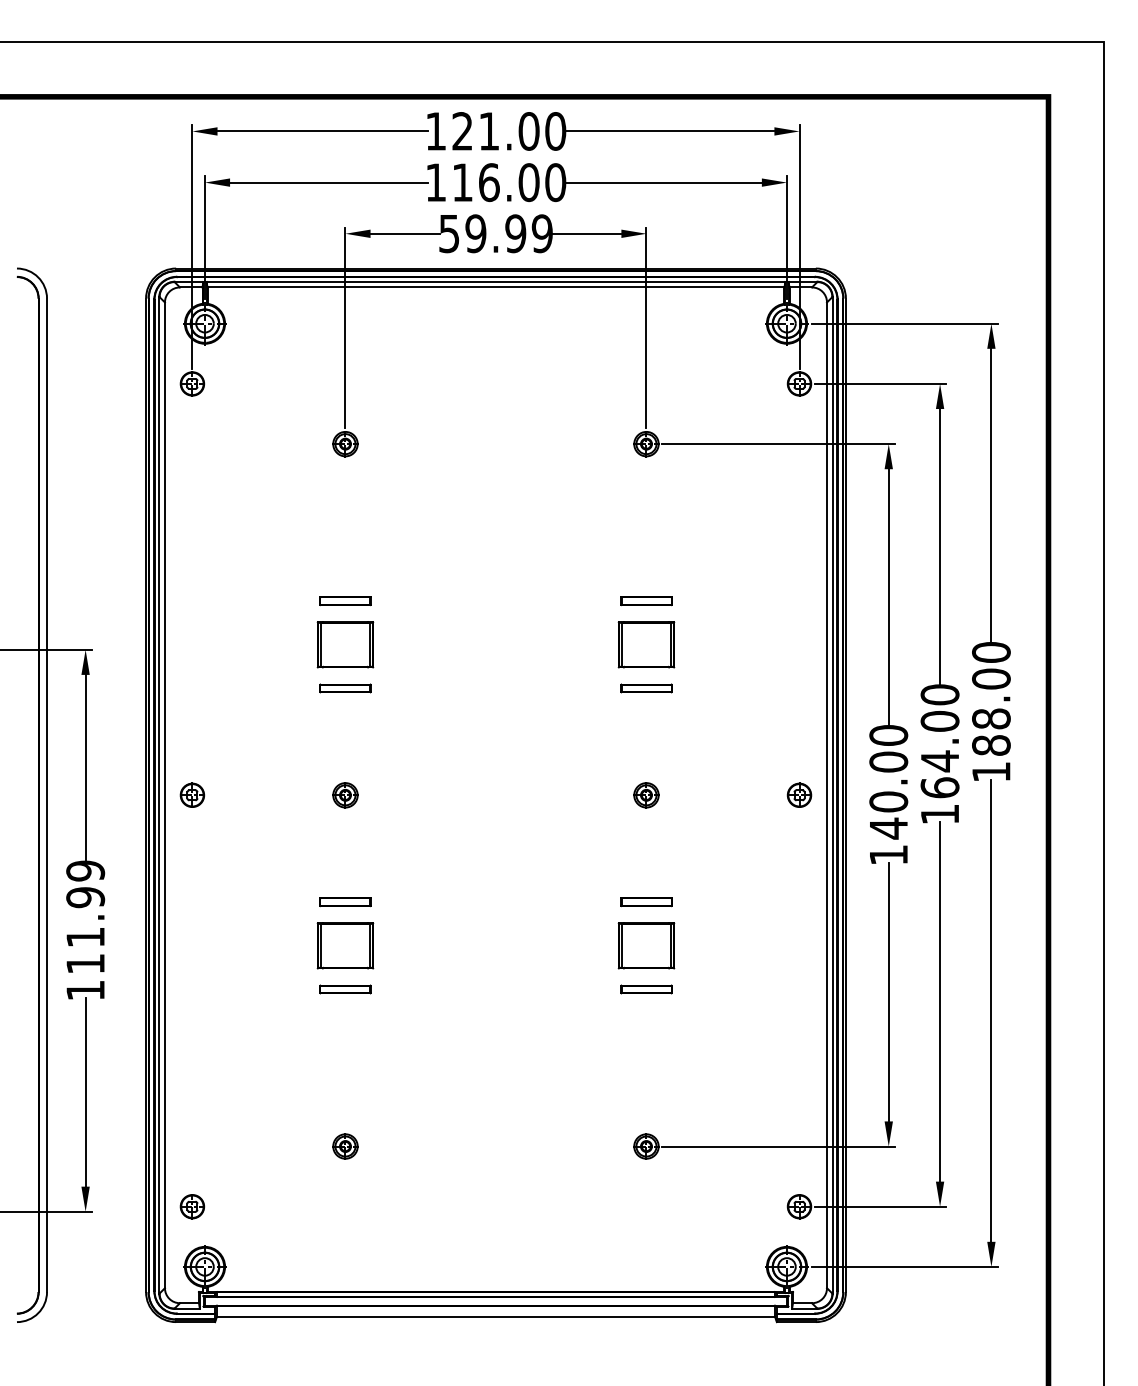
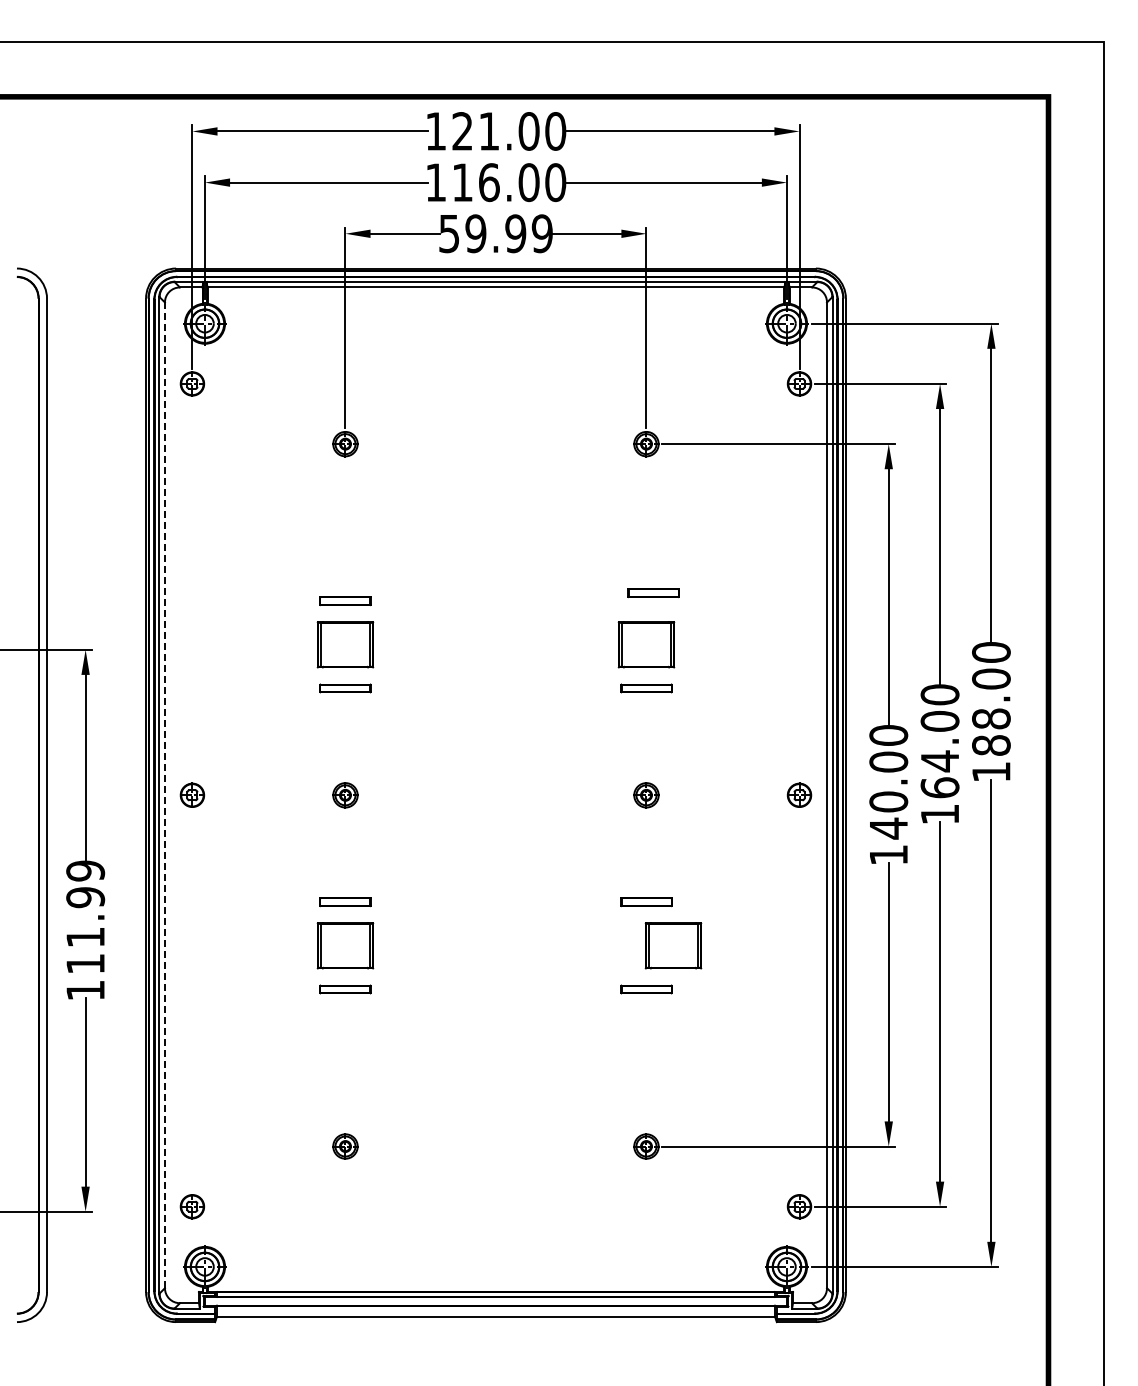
part position: (646, 601) -> (653, 593) (653, 593)
line: solid -> dashed (164, 795)
part position: (646, 945) -> (673, 945) (673, 945)
